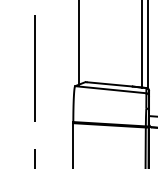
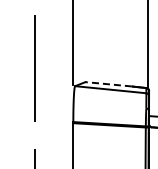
line position: (79, 43) -> (73, 43) (73, 43)
line: present -> none (142, 44)
line: solid -> dashed (109, 84)
